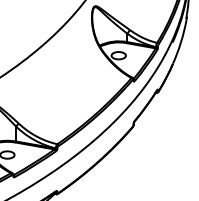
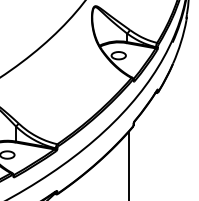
line: none -> present (128, 164)
